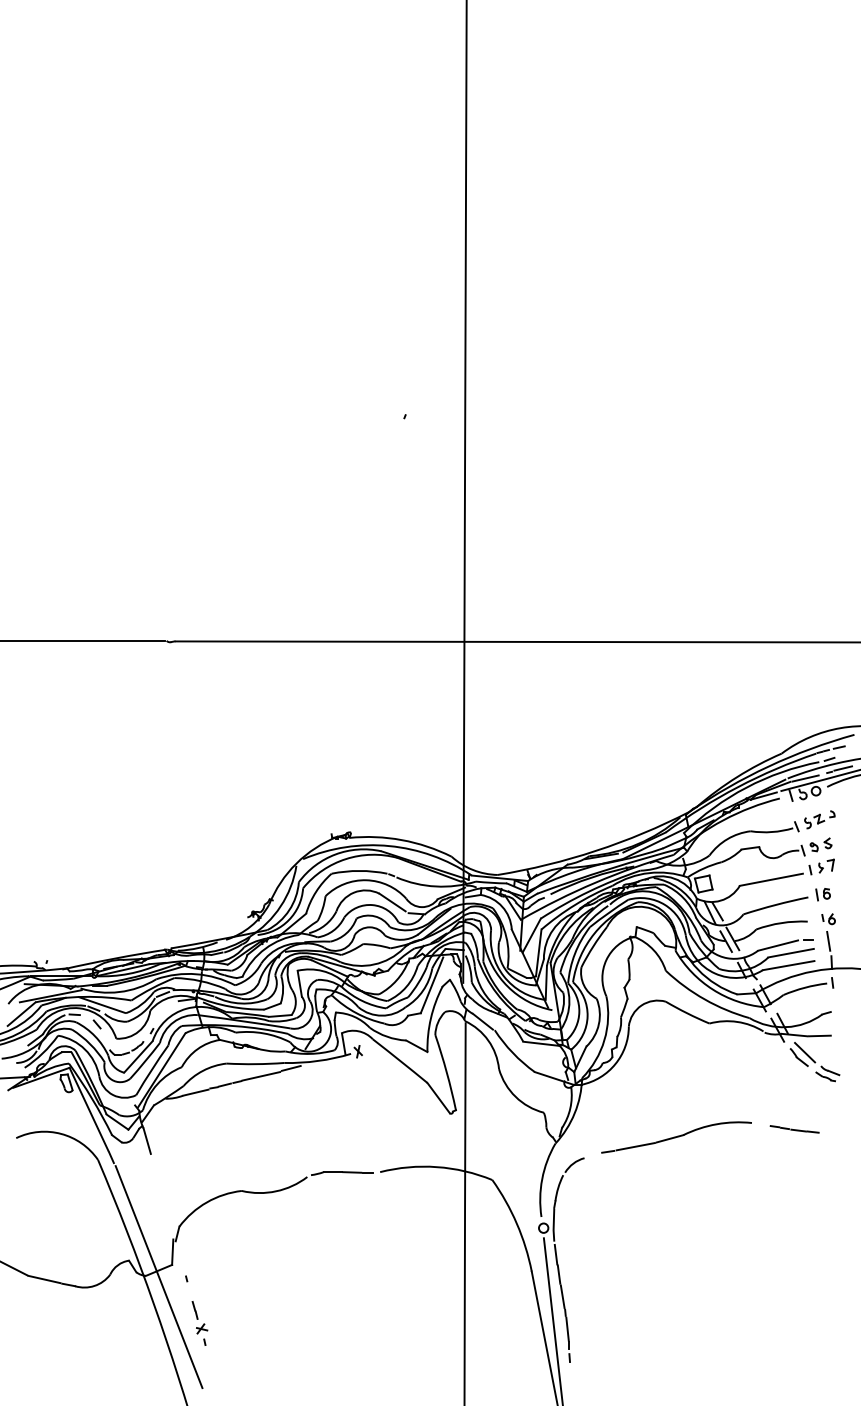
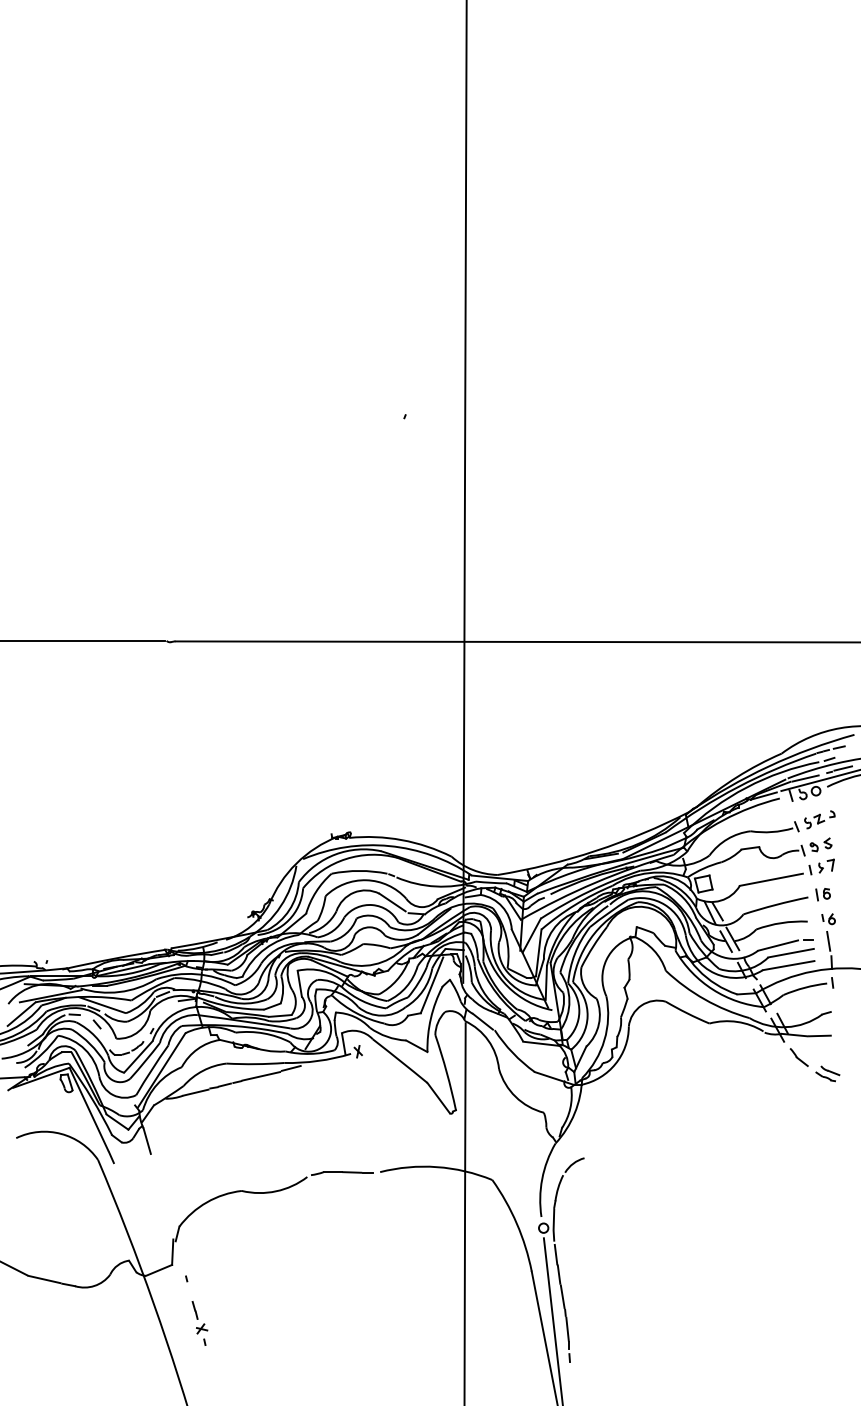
line: present -> none (805, 1052)
line: present -> none (794, 1129)
part: present -> none (676, 1137)
line: present -> none (158, 1277)
